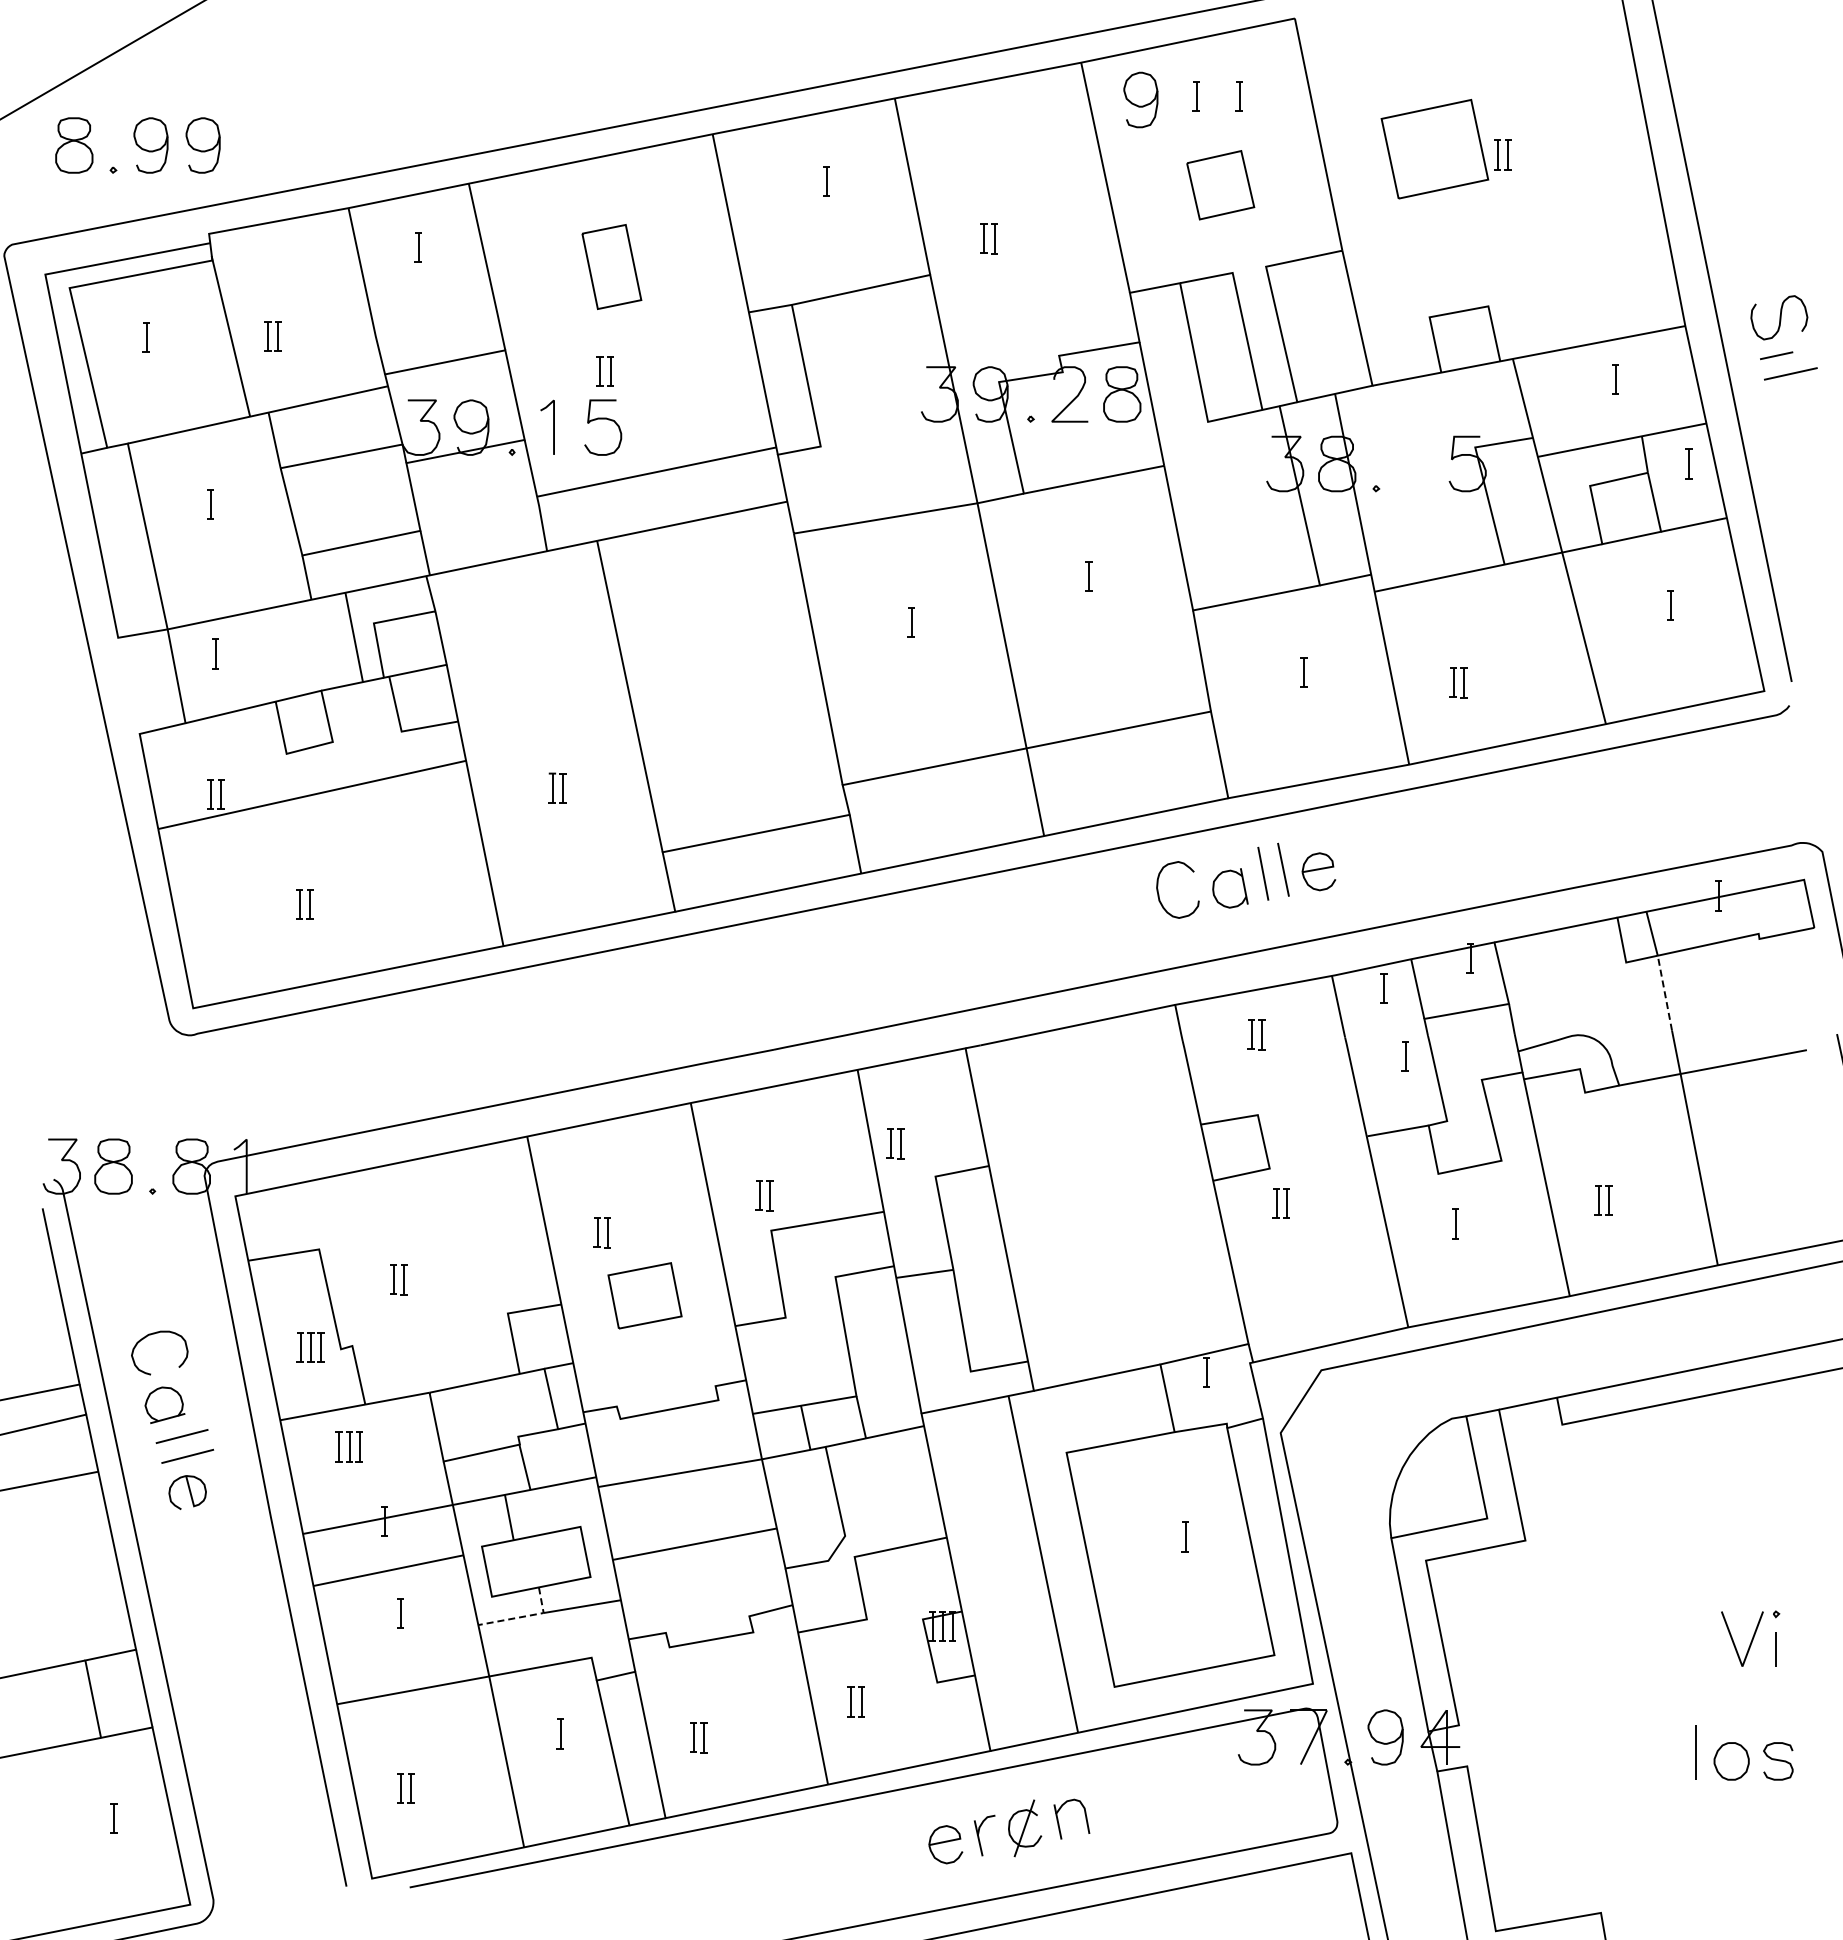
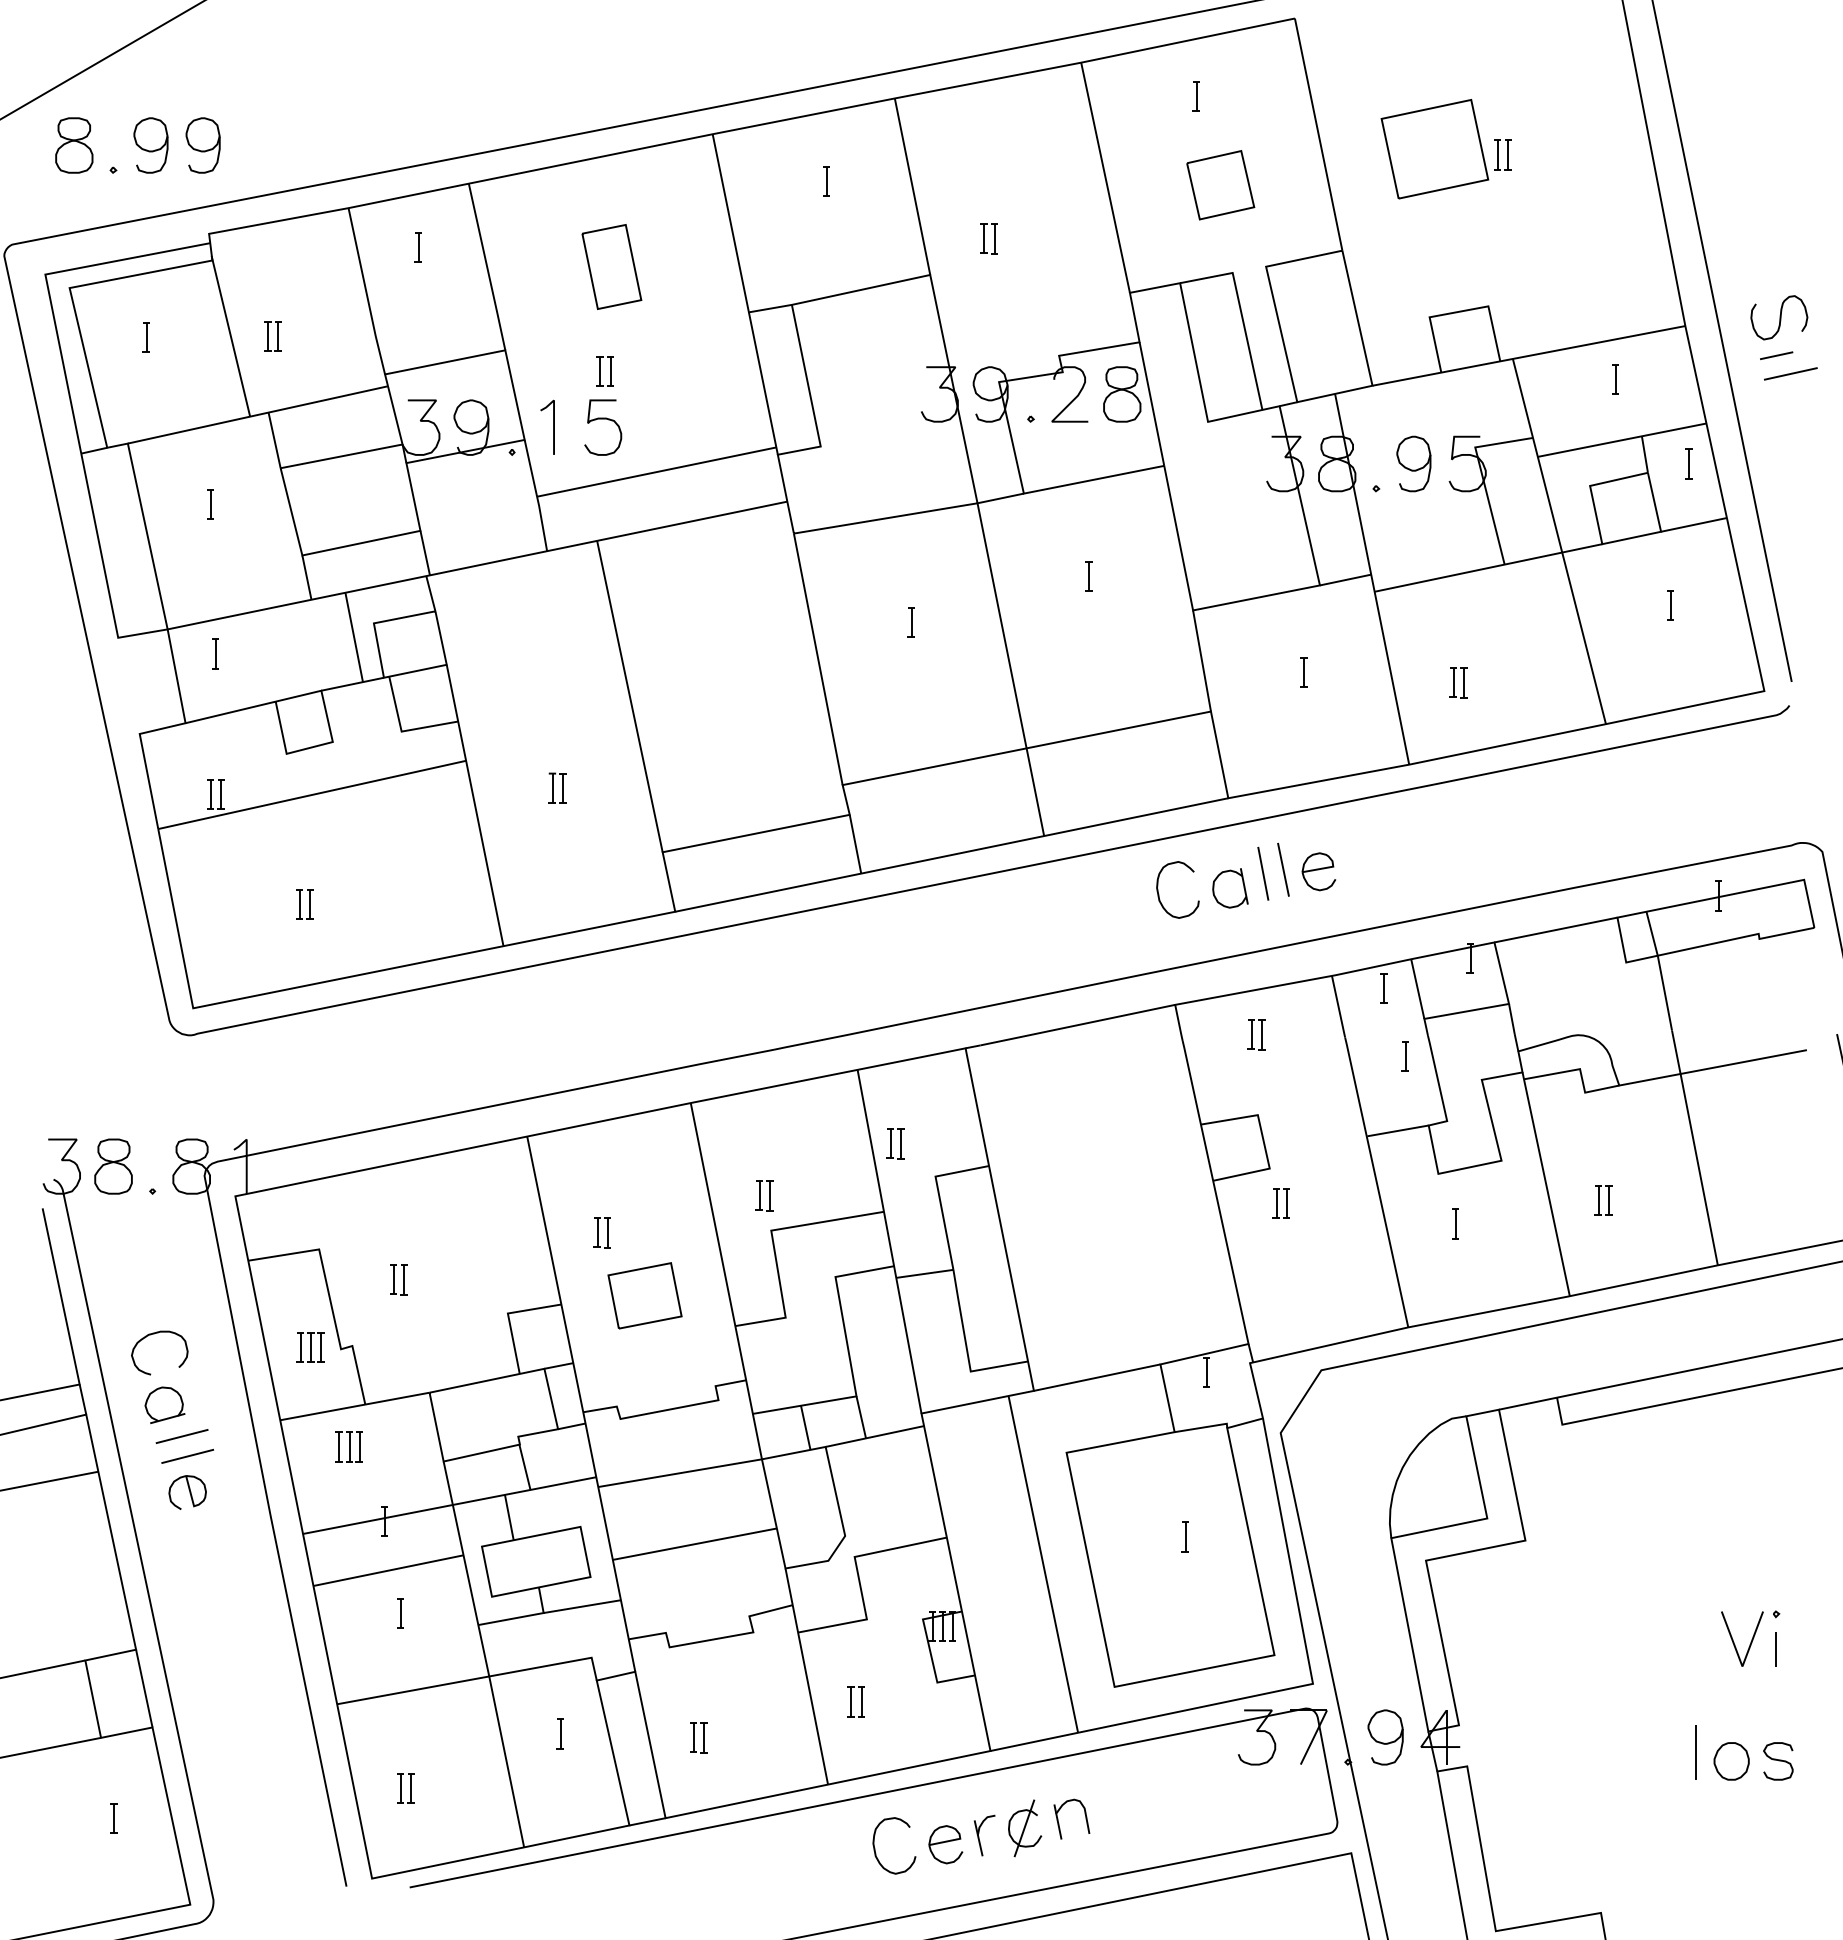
part: present -> none (1238, 96)
part position: (1140, 99) -> (1413, 463) (1413, 463)
line: dashed -> solid (1665, 993)
line: dashed -> solid (523, 1616)
curve: none -> present (875, 1848)
